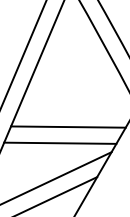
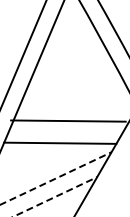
line position: (68, 126) -> (68, 120) (68, 120)
line: solid -> dashed (56, 178)
line: solid -> dashed (55, 197)
